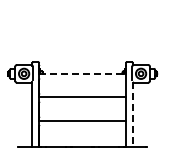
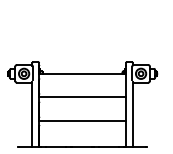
line: dashed -> solid (83, 73)
line: dashed -> solid (132, 114)
